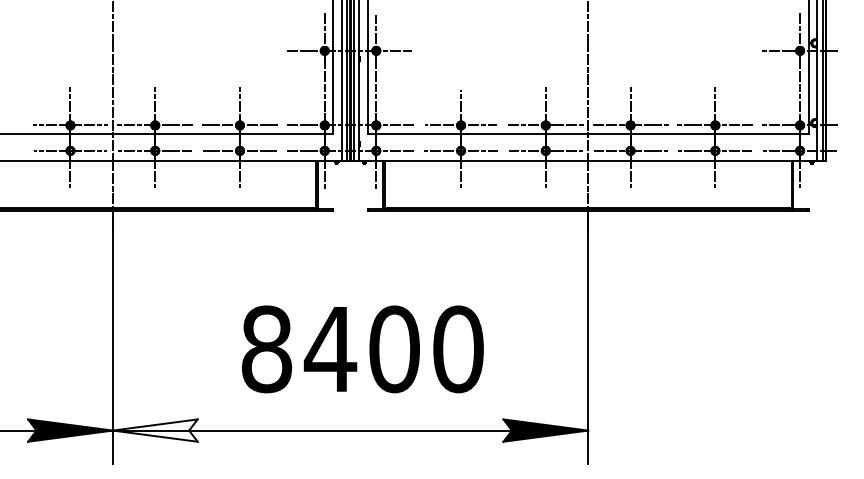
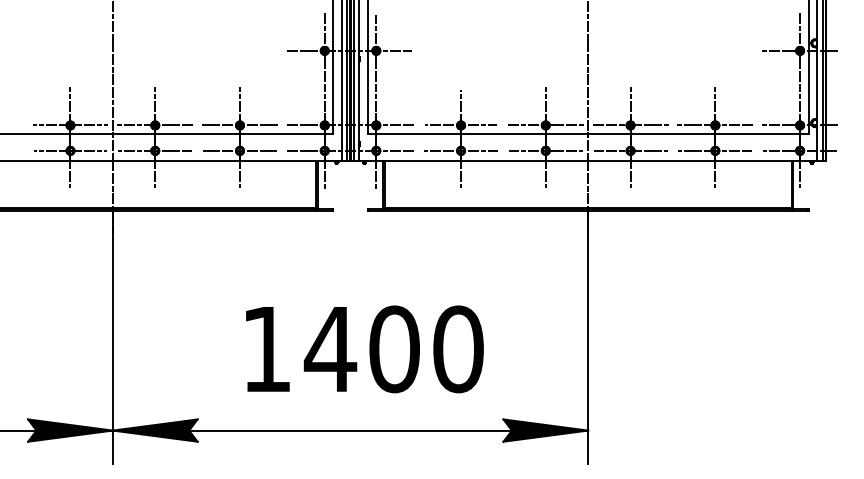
text: 8400 -> 1400 (266, 349)
fill: none -> present (154, 430)
